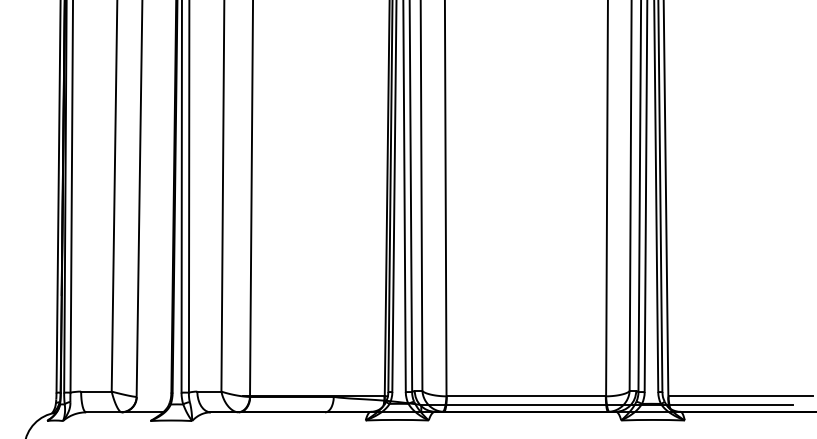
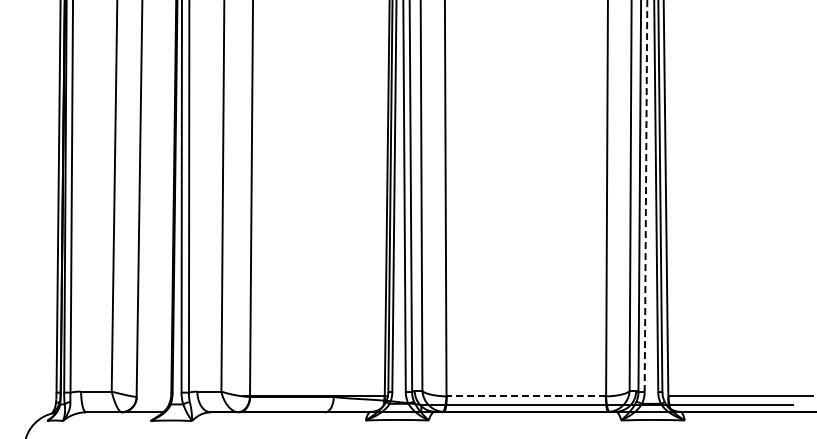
line: solid -> dashed (645, 196)
line: solid -> dashed (526, 396)
